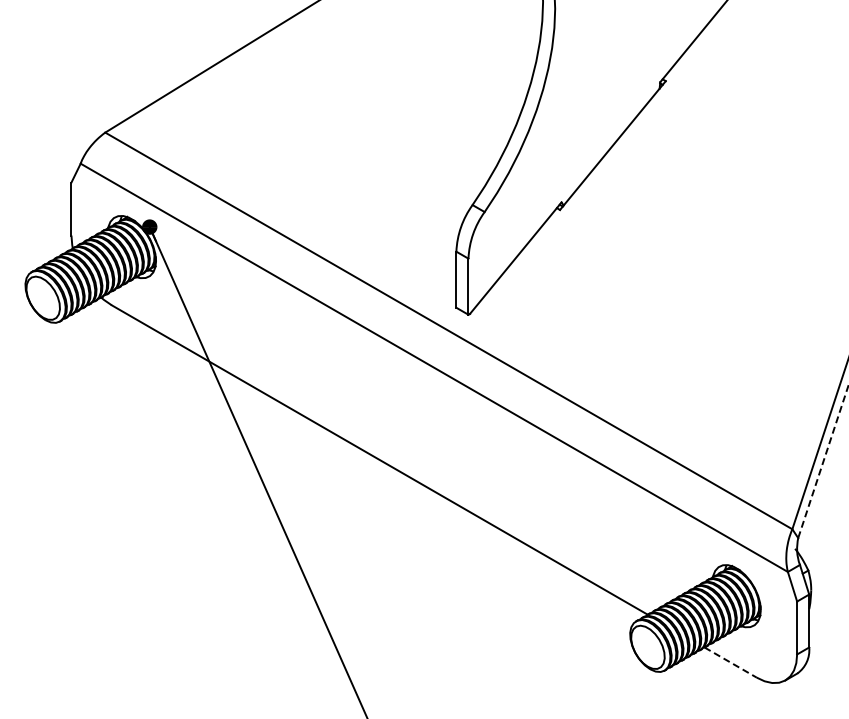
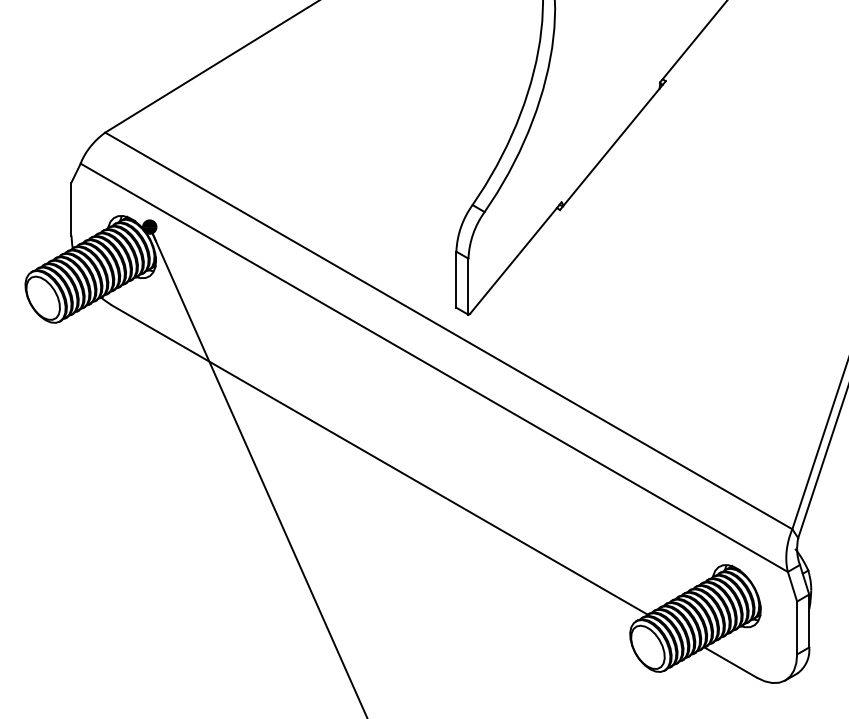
line: dashed -> solid (823, 461)
line: dashed -> solid (731, 662)
